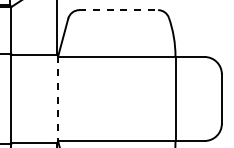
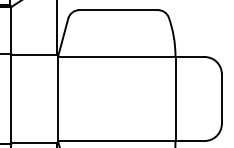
line: dashed -> solid (119, 10)
line: dashed -> solid (57, 99)
